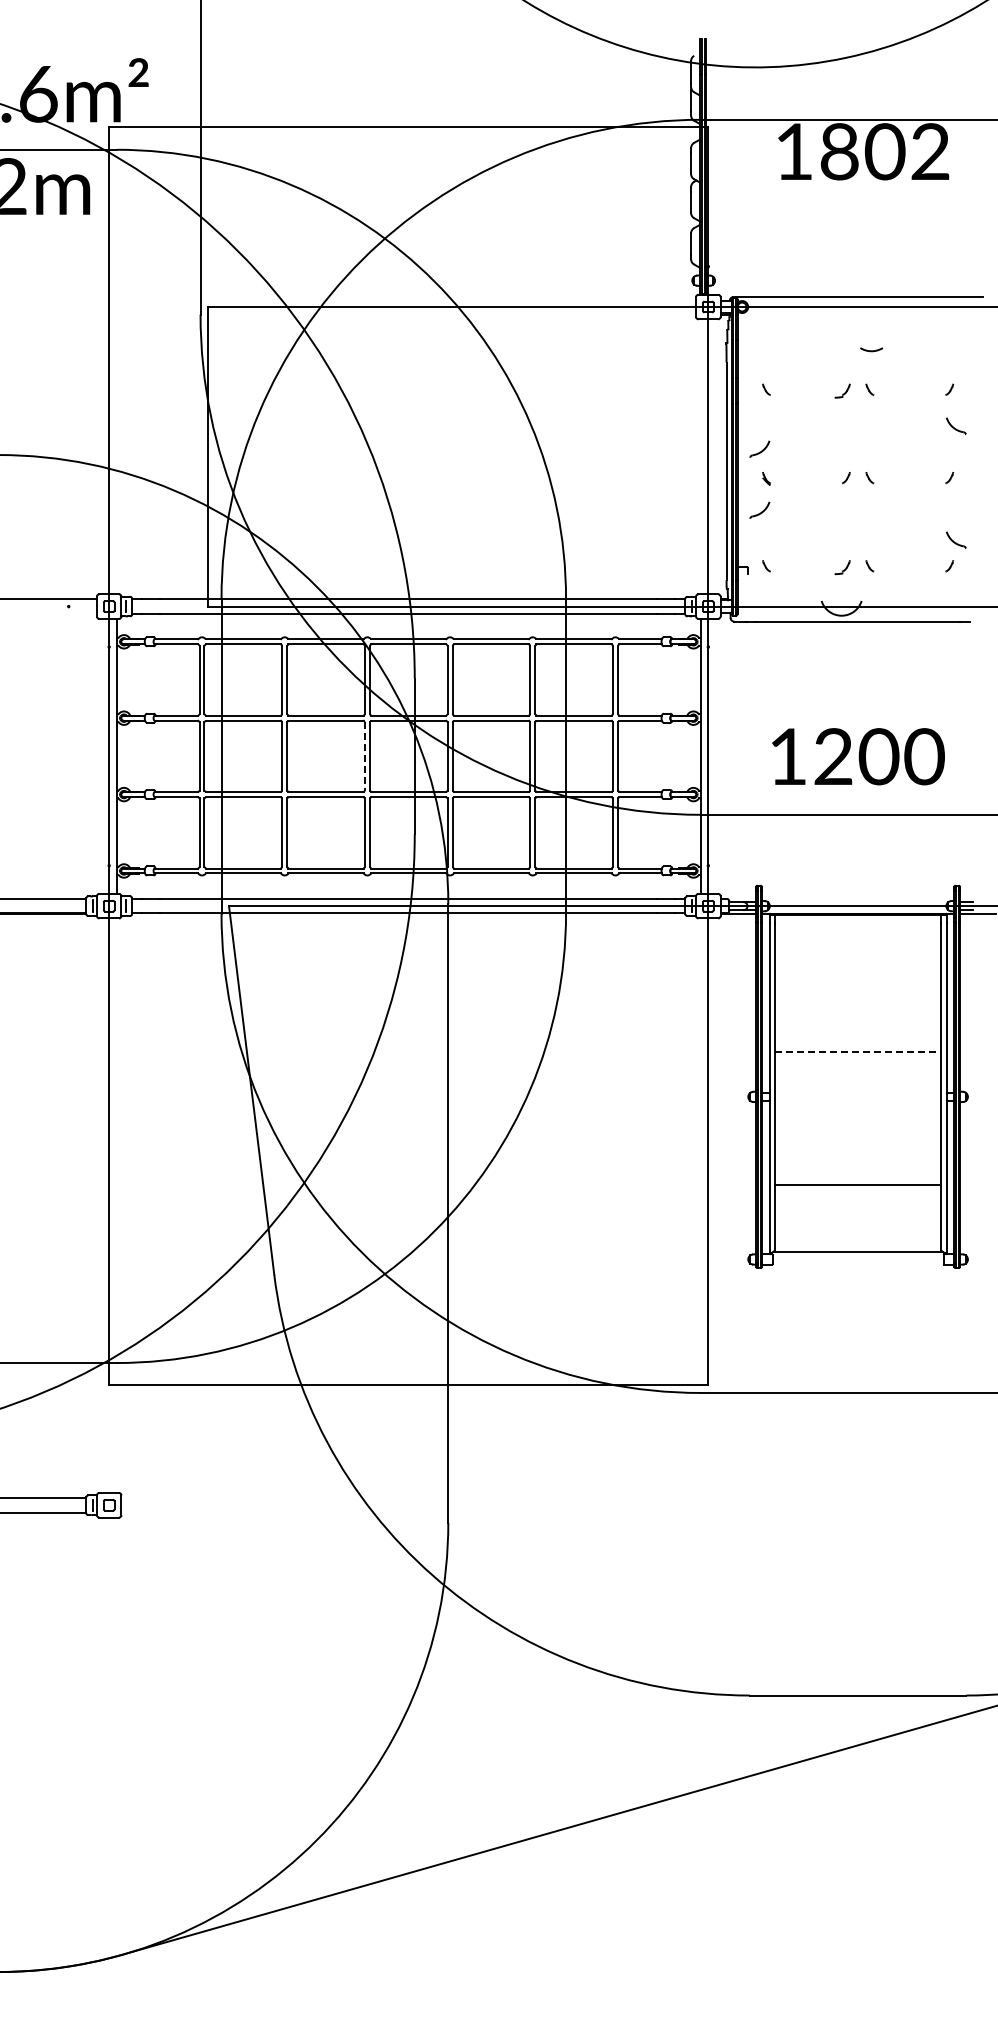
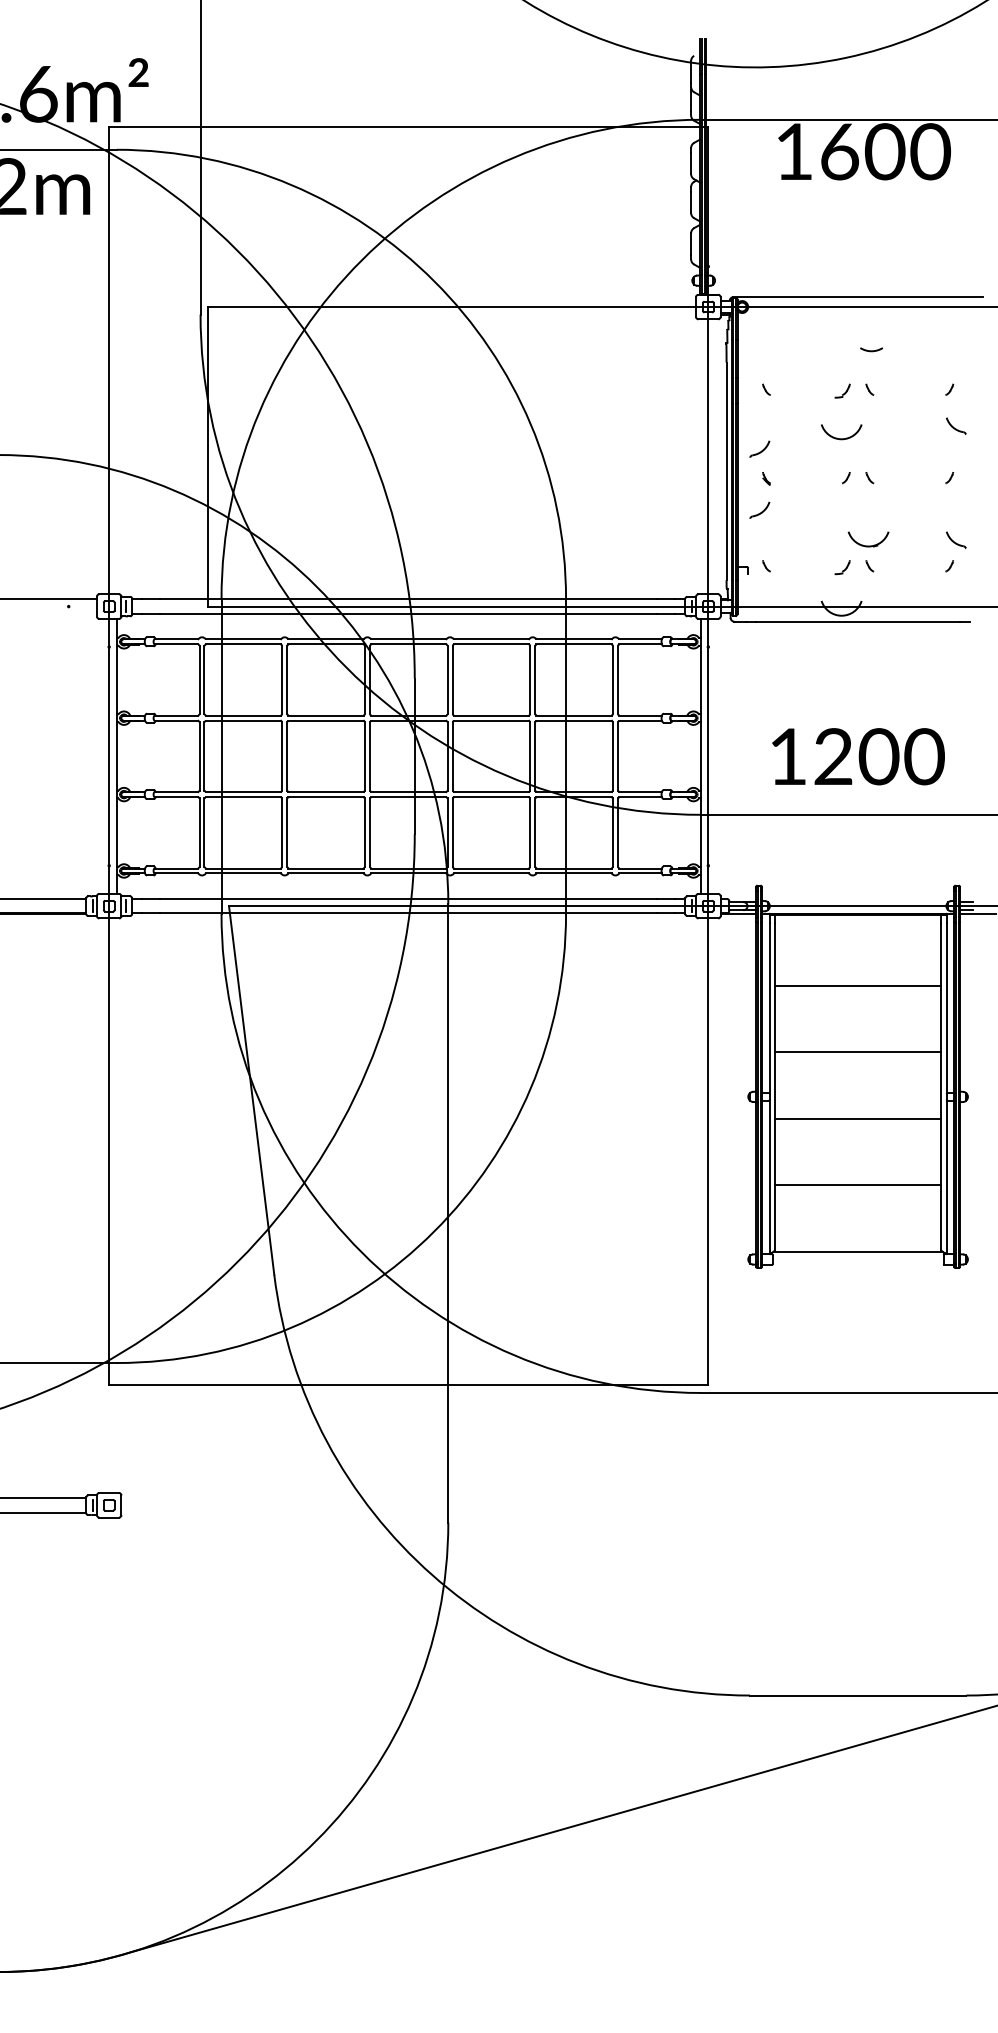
text: 1802 -> 1600 (885, 151)
arc: none -> present (841, 438)
part: none -> present (868, 539)
line: dashed -> solid (365, 756)
line: none -> present (857, 985)
line: dashed -> solid (858, 1052)
line: none -> present (857, 1118)
